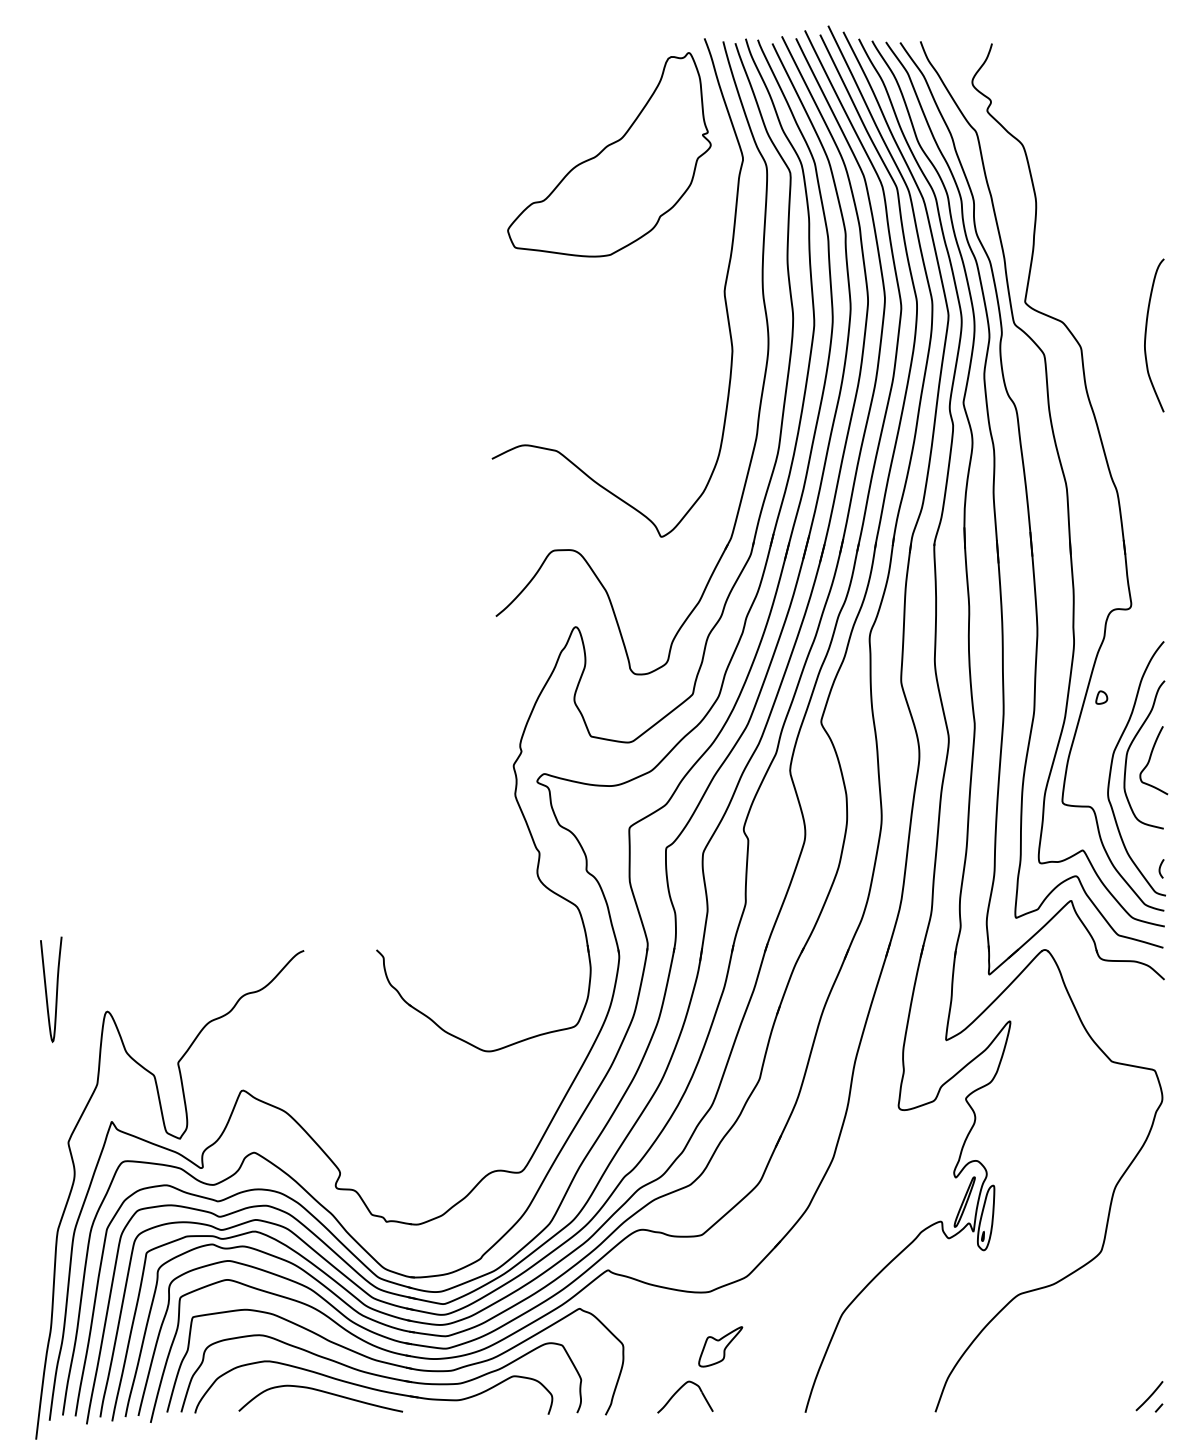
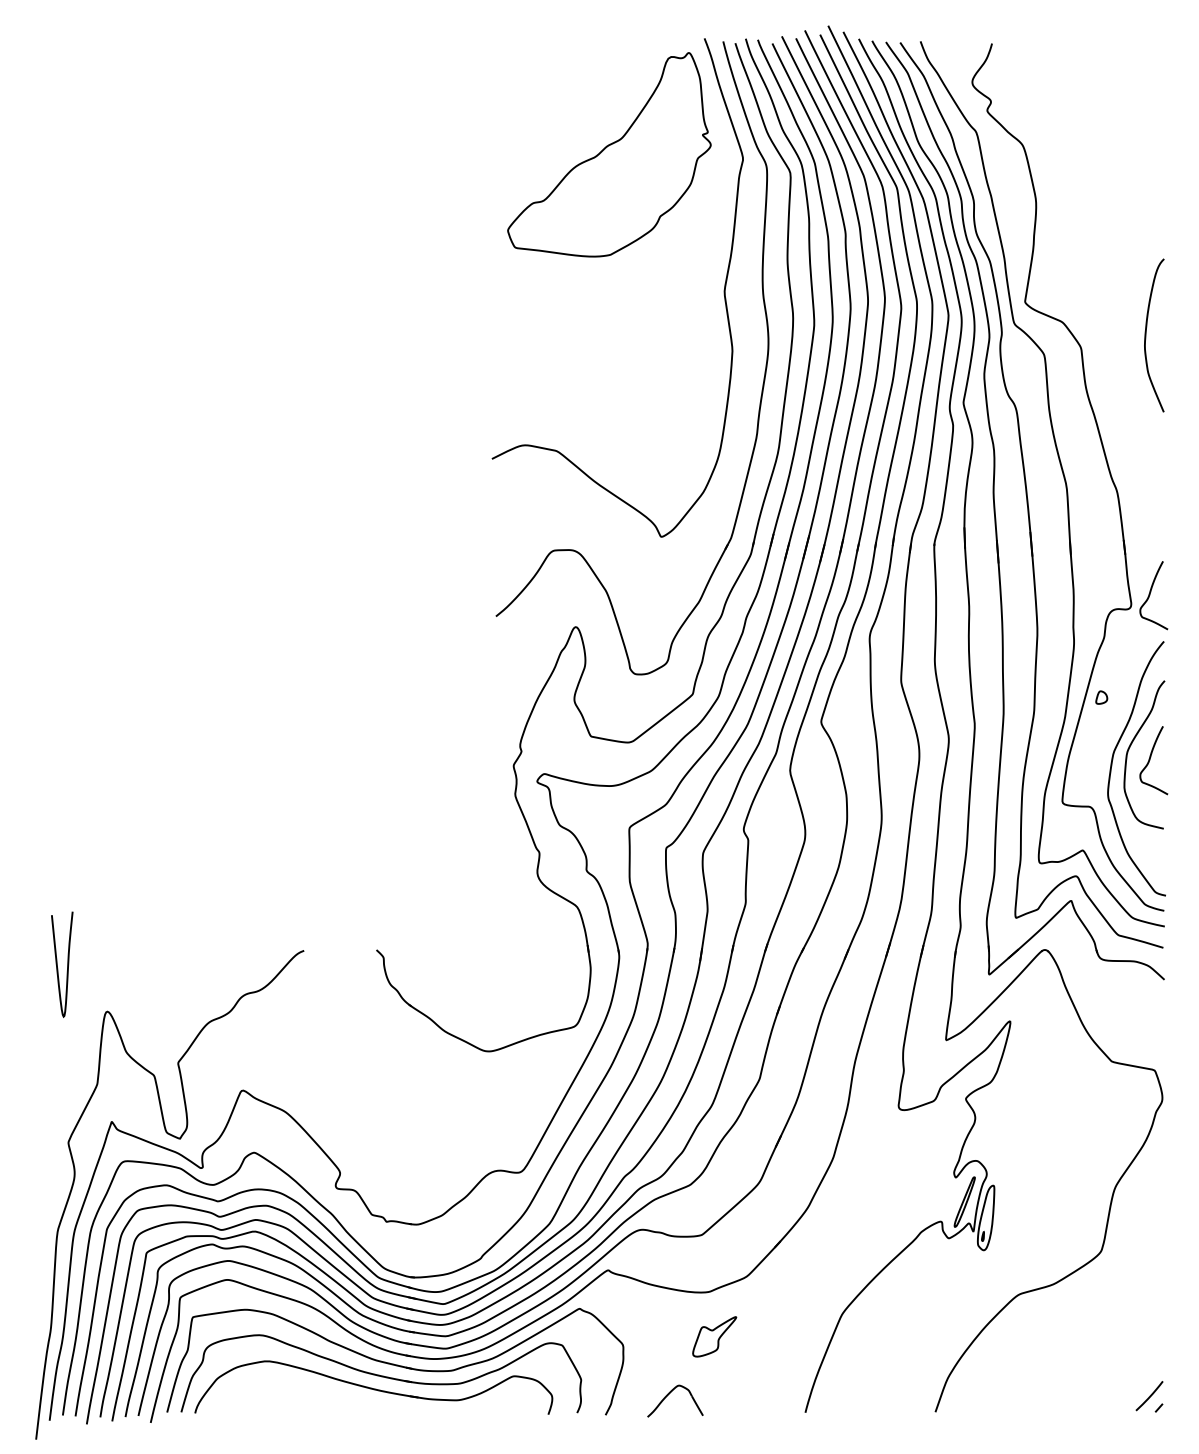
curve: none -> present (1150, 595)
curve: present -> none (1160, 868)
curve position: (46, 989) -> (57, 964) (57, 964)
part position: (720, 1346) -> (714, 1336) (714, 1336)
part position: (679, 1390) -> (669, 1394) (669, 1394)
curve: present -> none (322, 1392)
